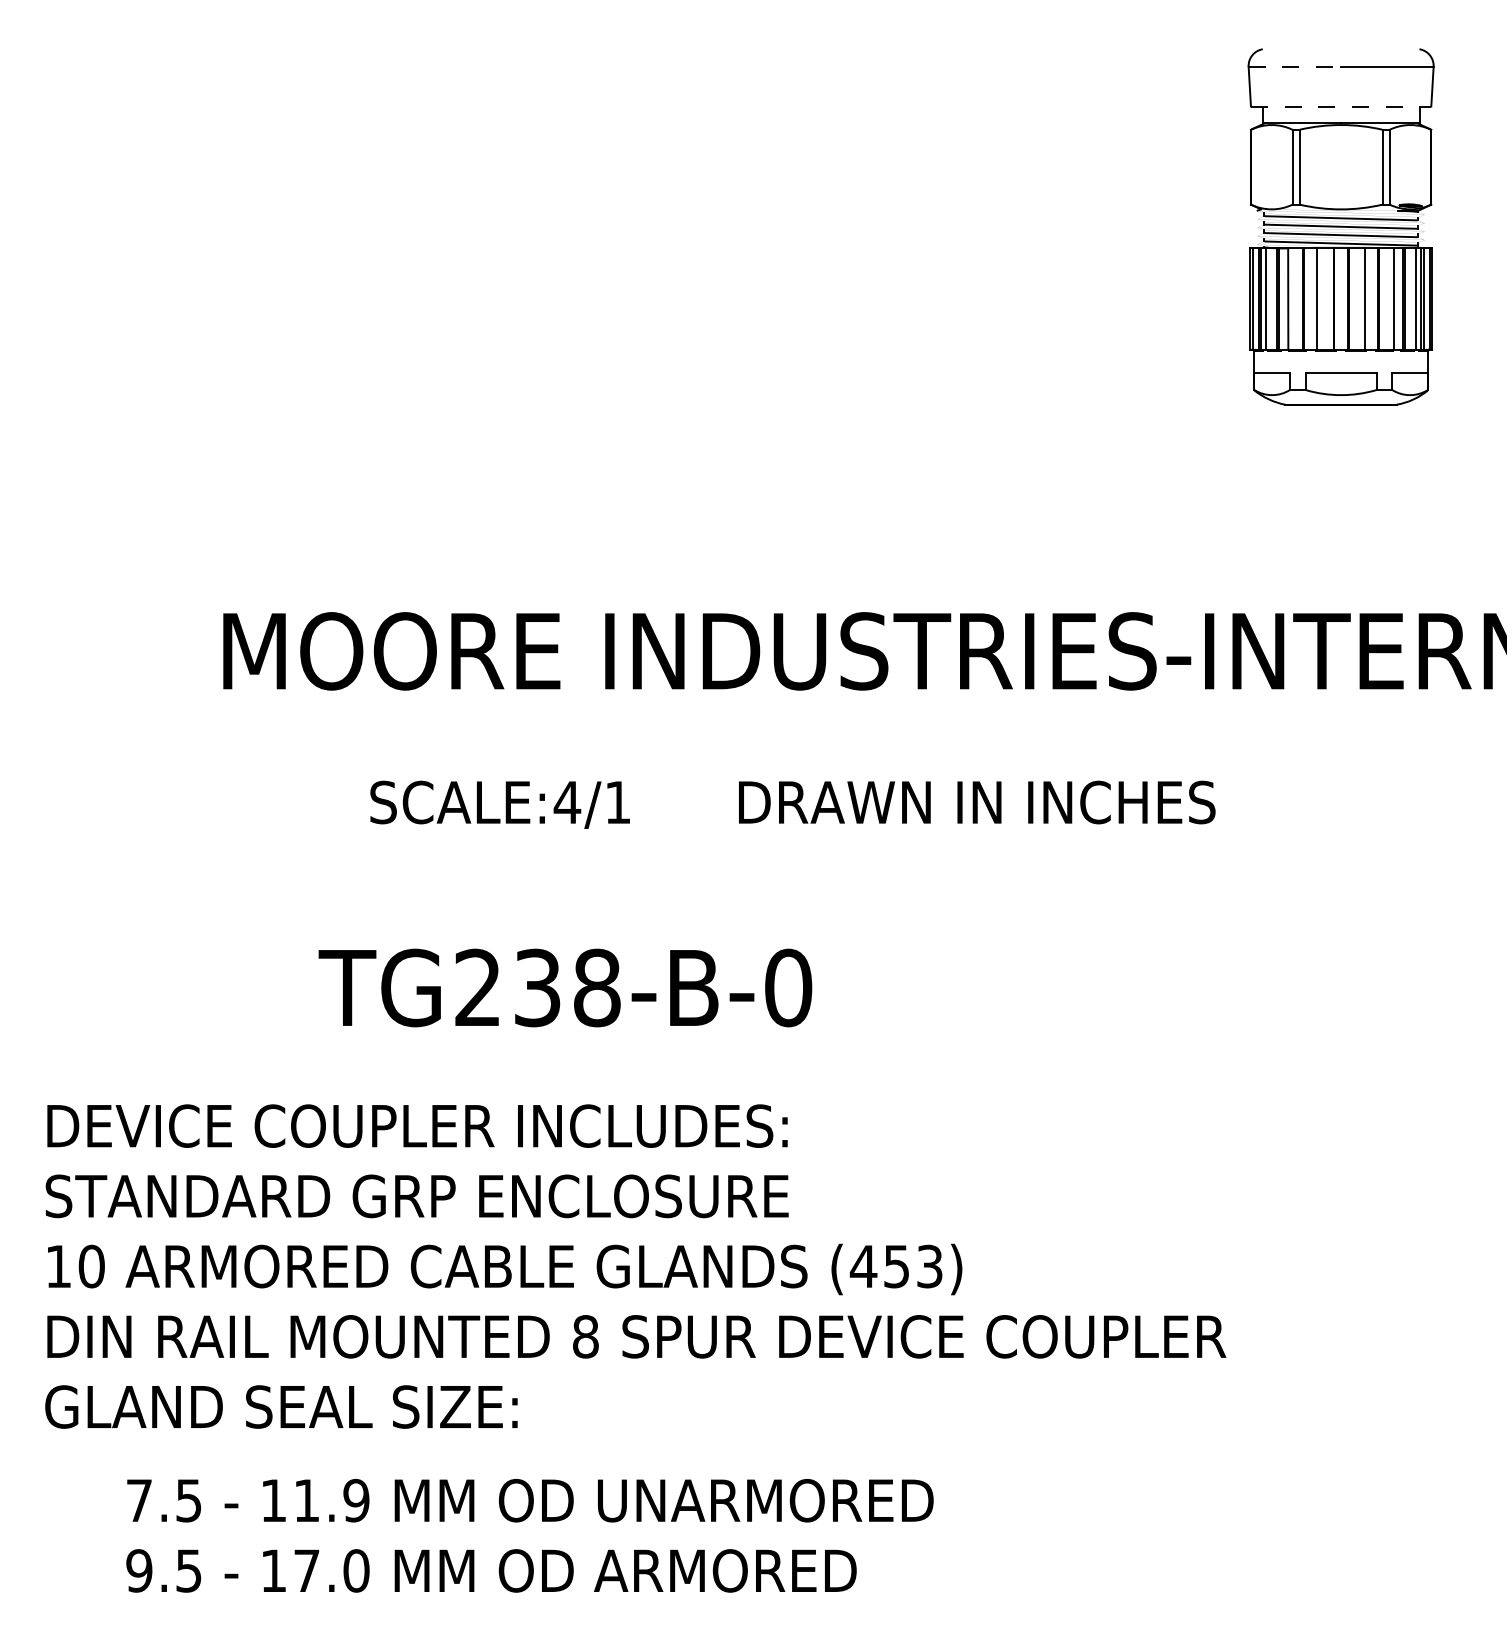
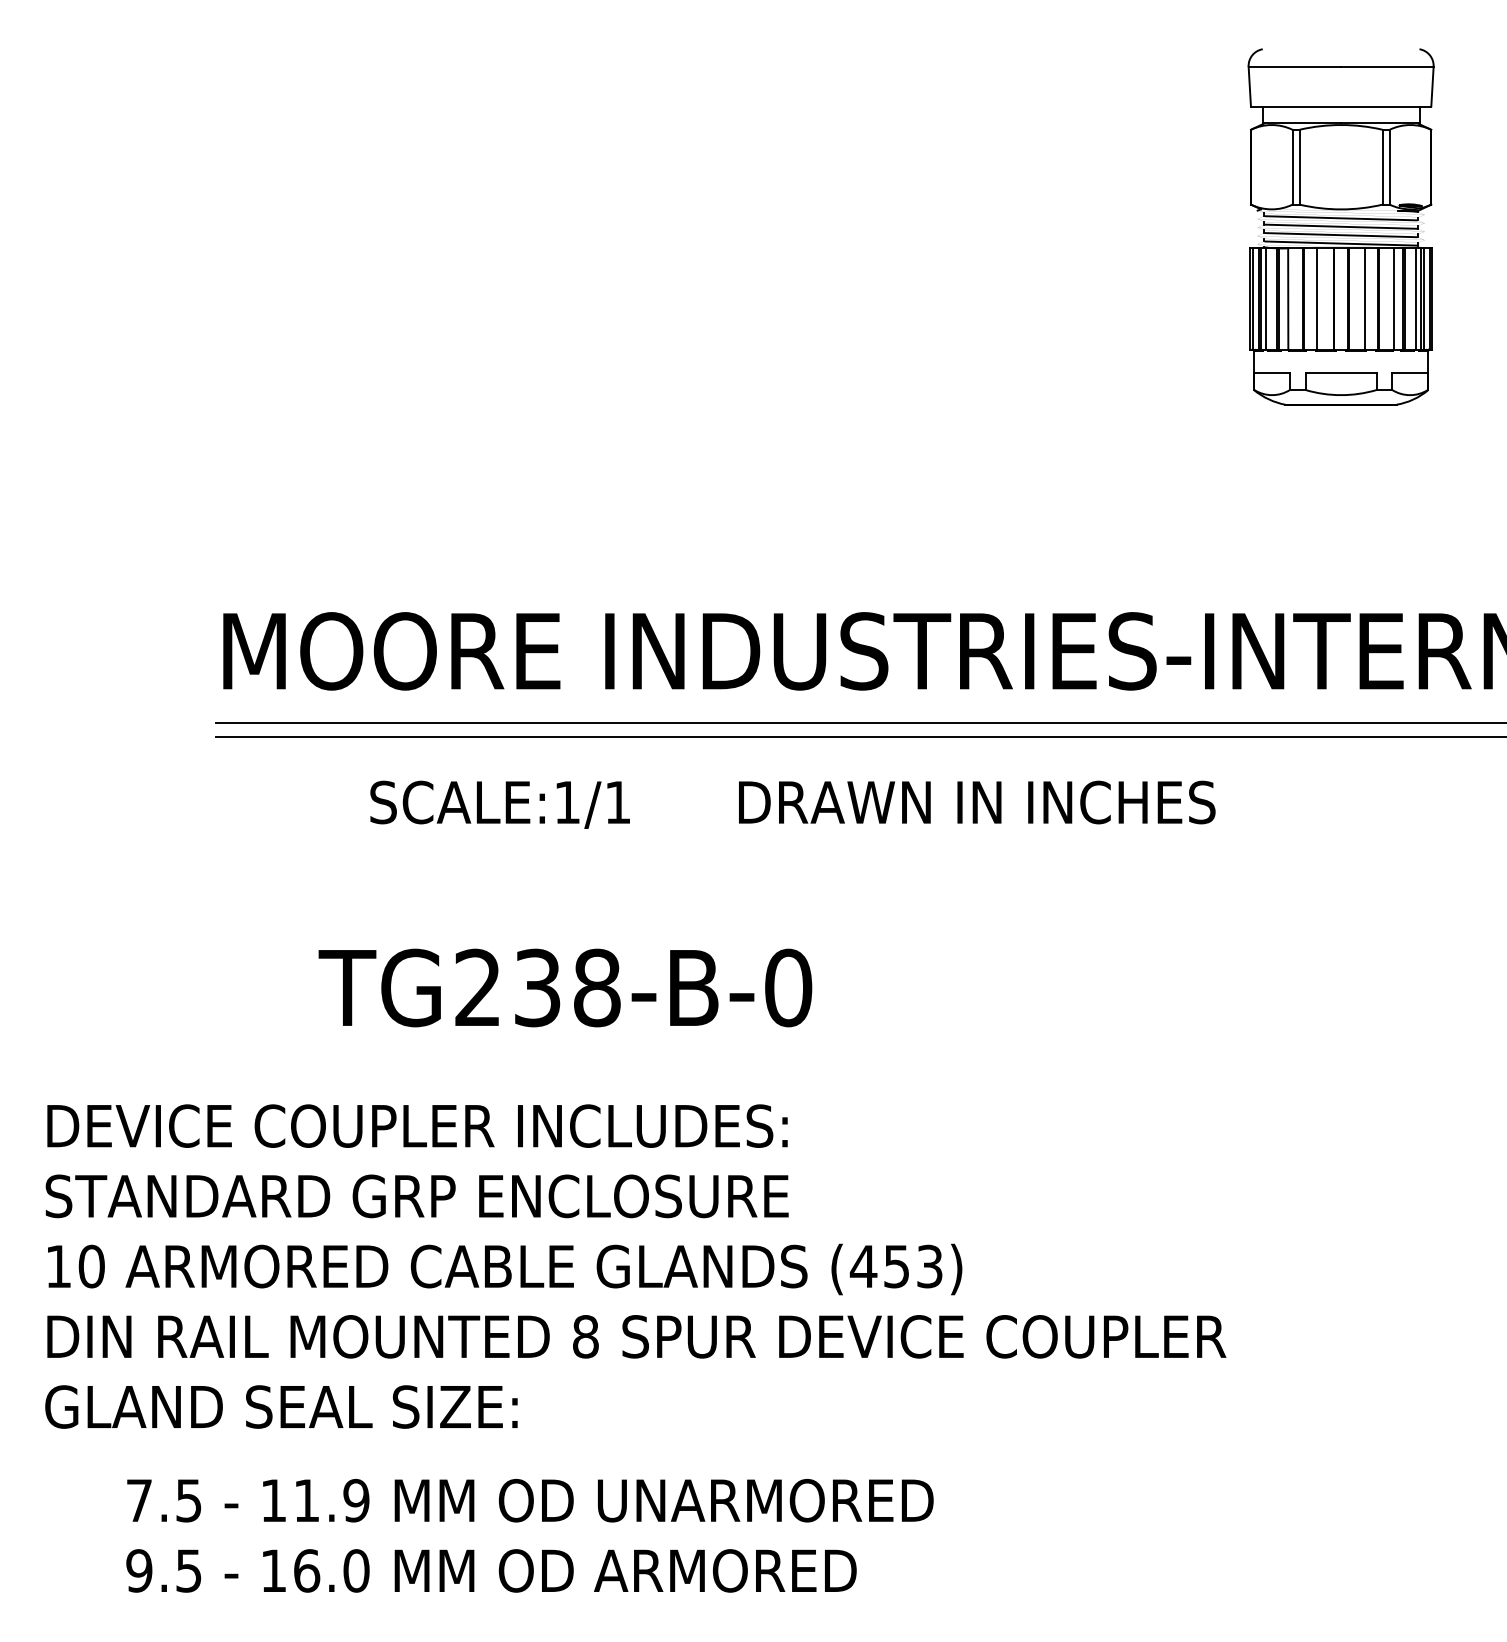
line: dashed -> solid (1295, 66)
line: dashed -> solid (1341, 106)
line: none -> present (859, 723)
line: none -> present (859, 737)
text: SCALE:4/1 -> SCALE:1/1 (567, 802)
text: 17.0 -> 16.0 (307, 1570)
